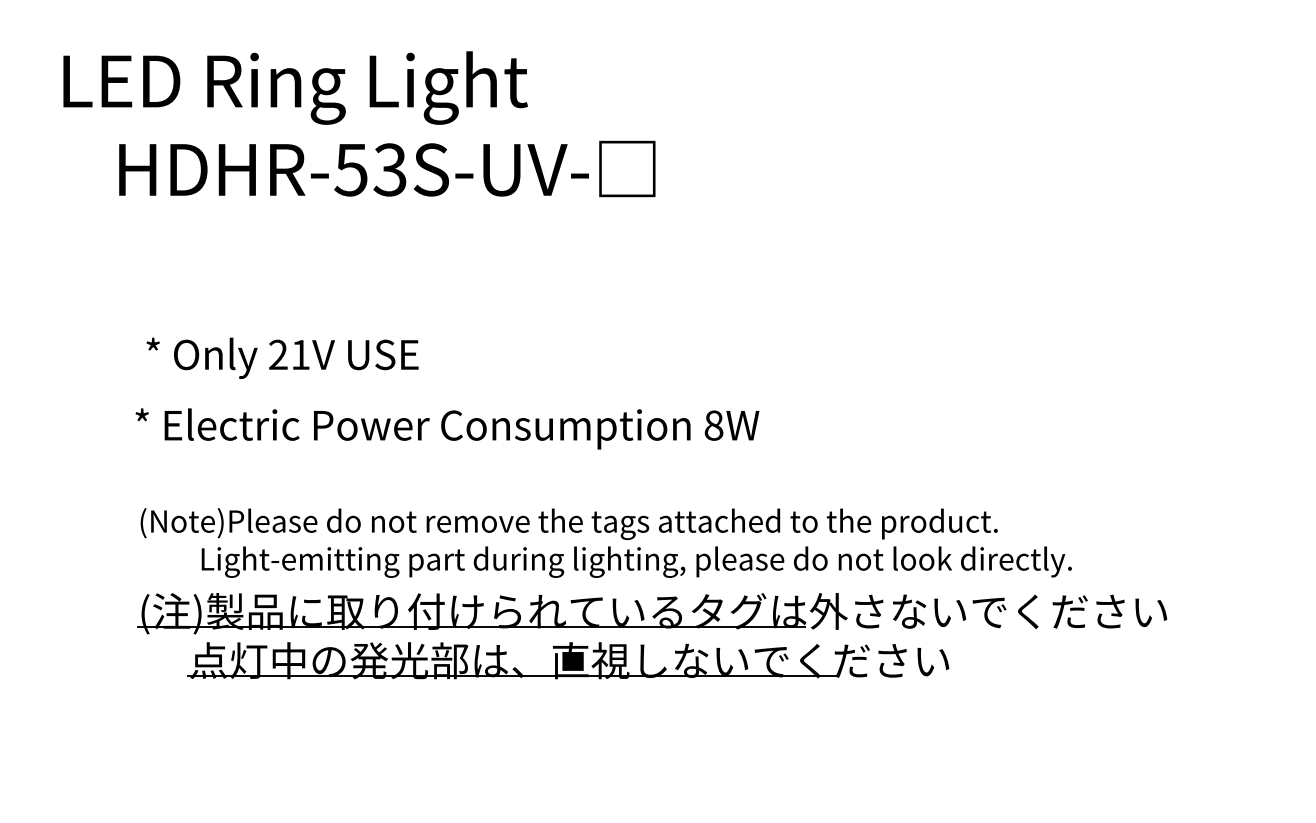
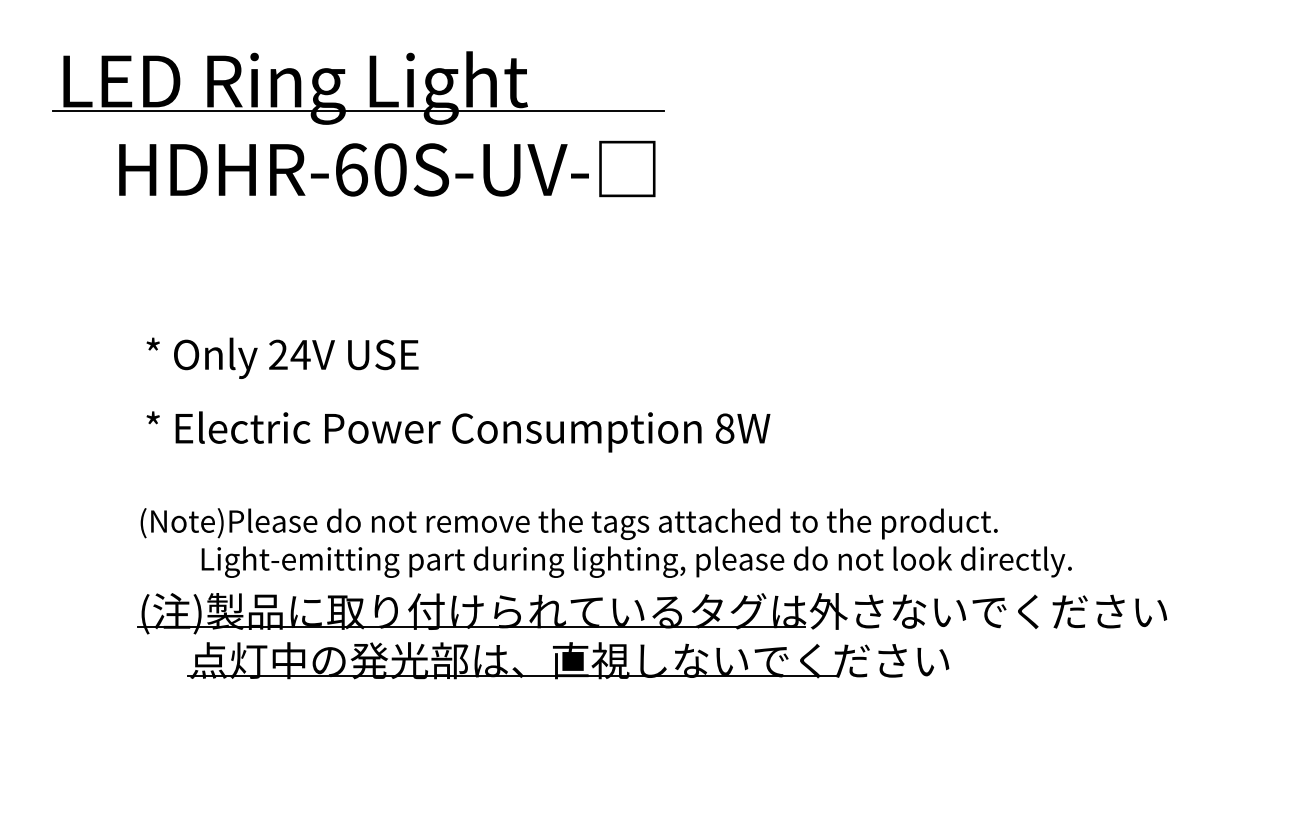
line: none -> present (358, 111)
text: HDHR-53S-UV- -> HDHR-60S-UV- (370, 169)
text: 21V -> 24V (300, 354)
text position: (447, 428) -> (458, 431) (458, 431)
